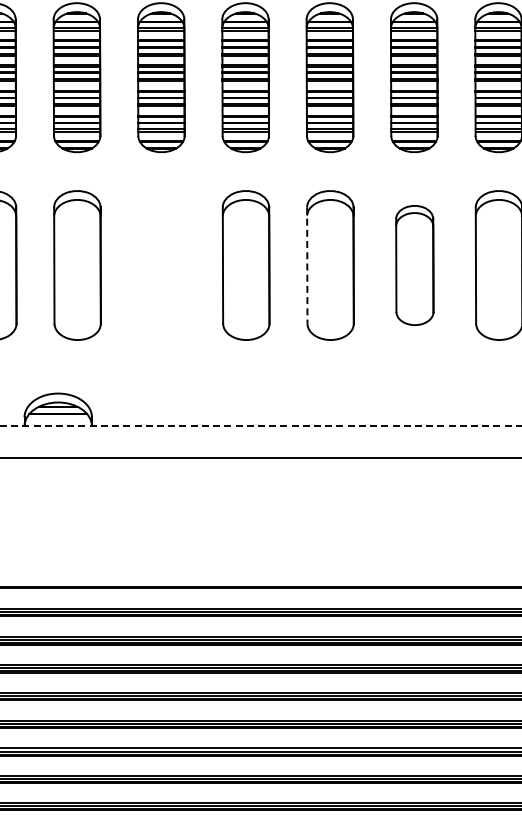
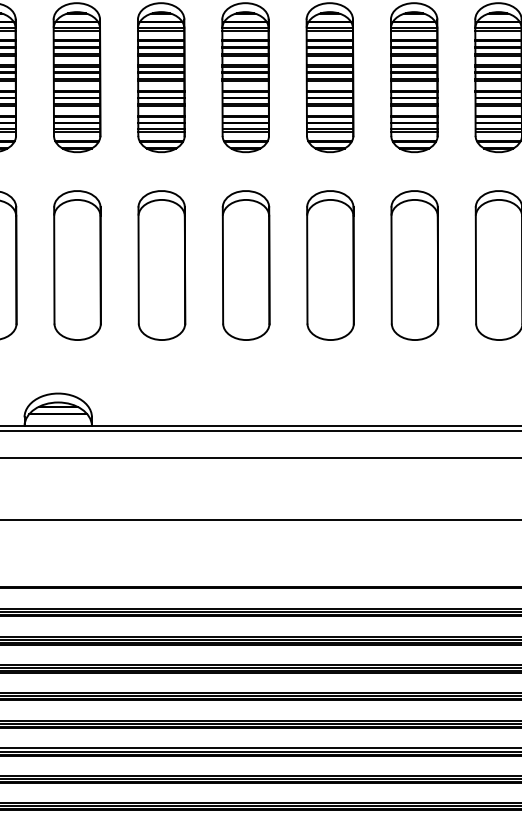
part: none -> present (161, 265)
part size: 40x121 px -> 50x151 px (414, 265)
line: dashed -> solid (307, 266)
line: dashed -> solid (261, 425)
line: none -> present (260, 430)
line: none -> present (260, 520)
